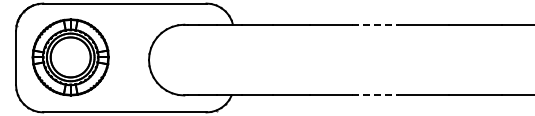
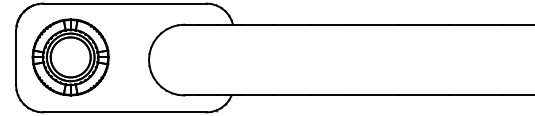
line: dashed -> solid (376, 24)
line: dashed -> solid (376, 95)
